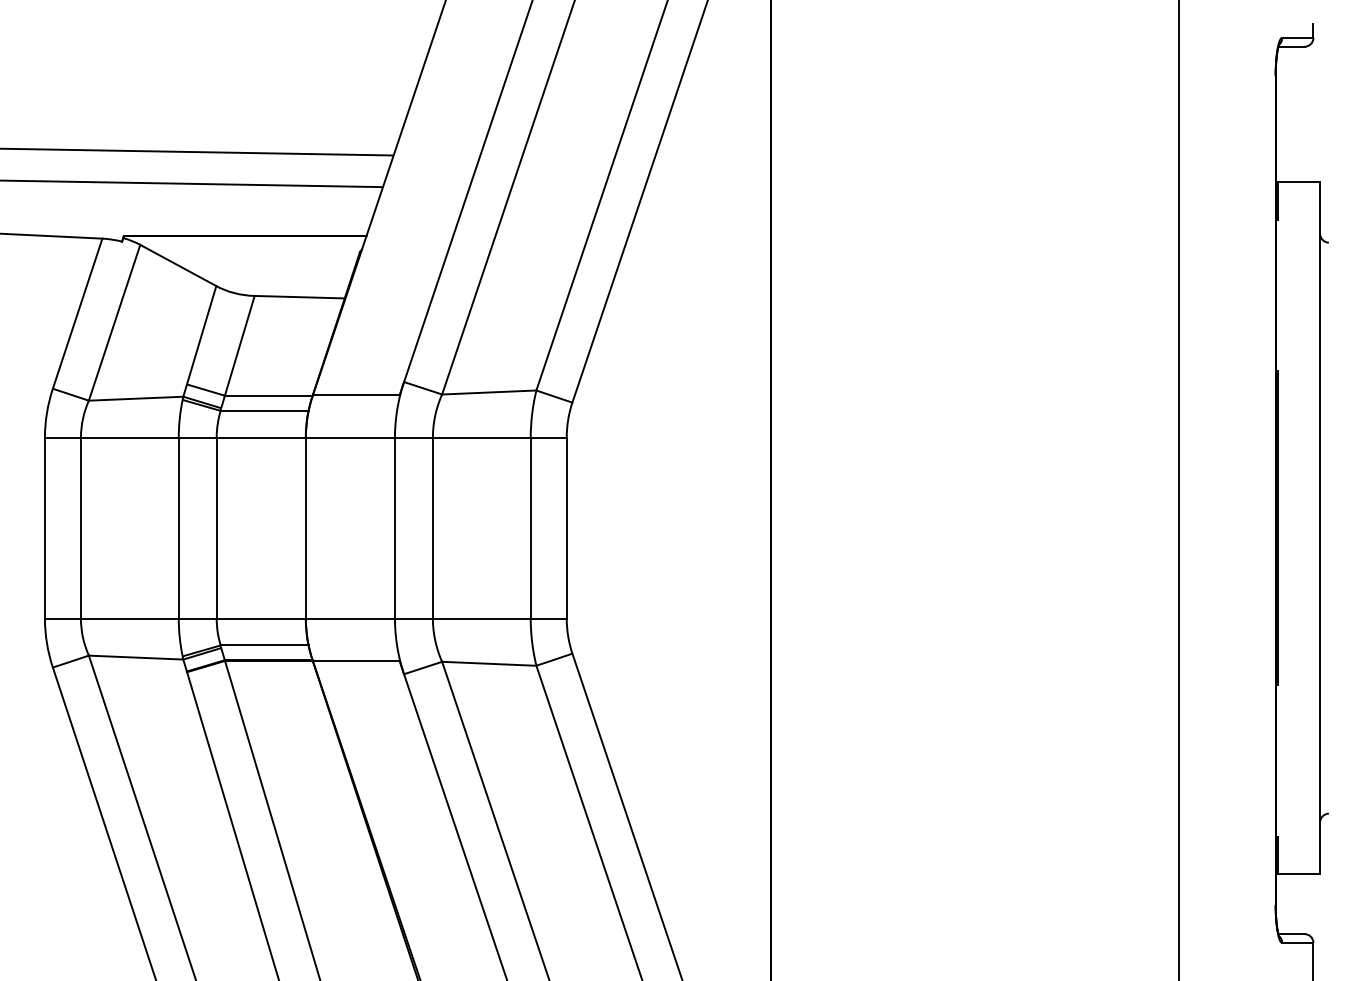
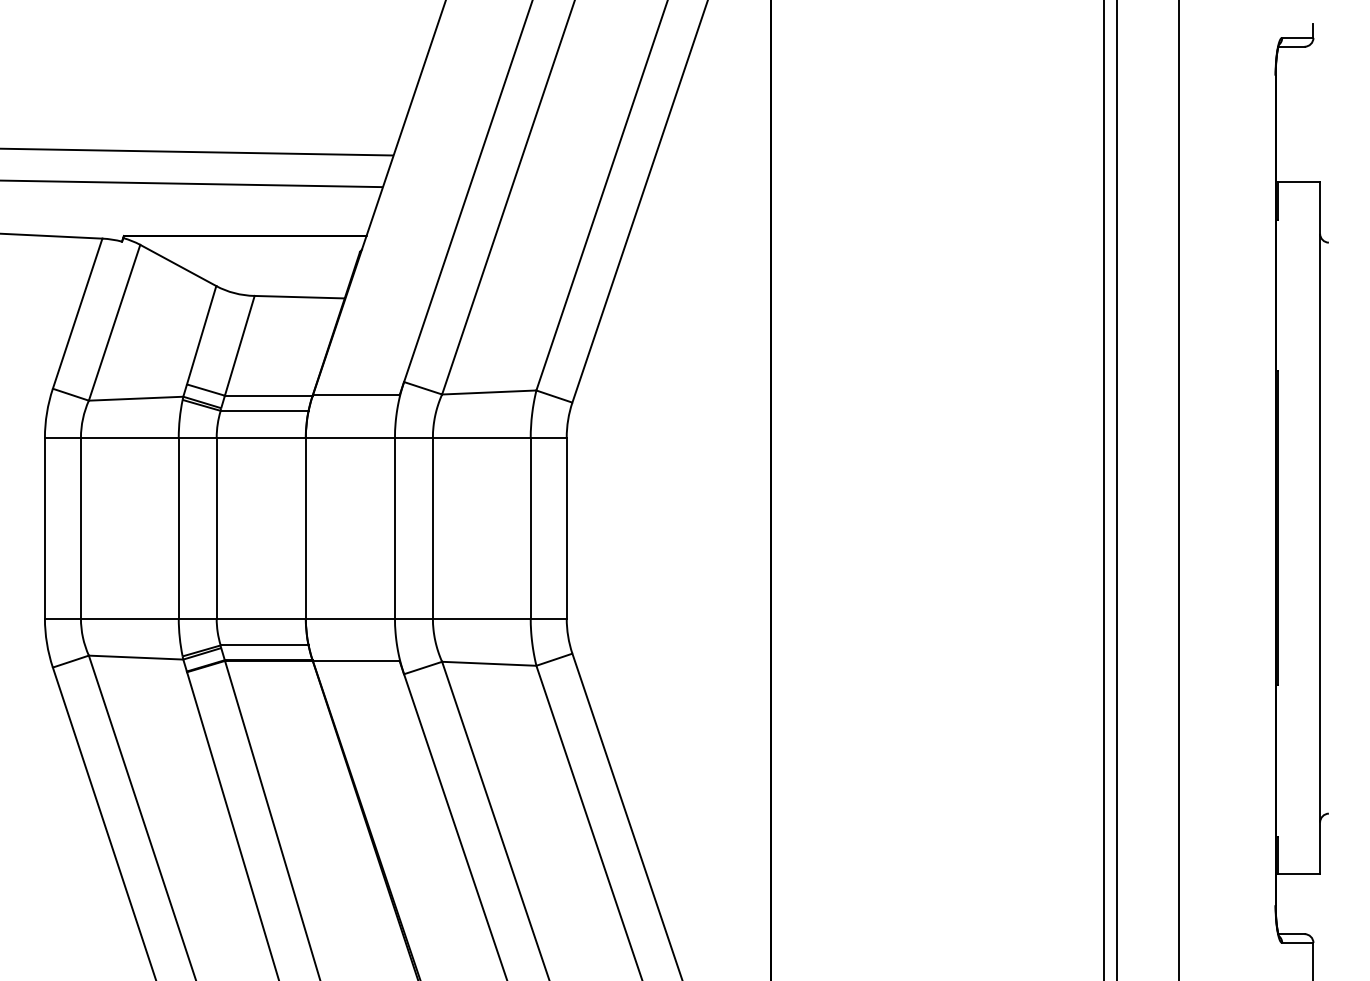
line: none -> present (1103, 489)
line: none -> present (1117, 489)
